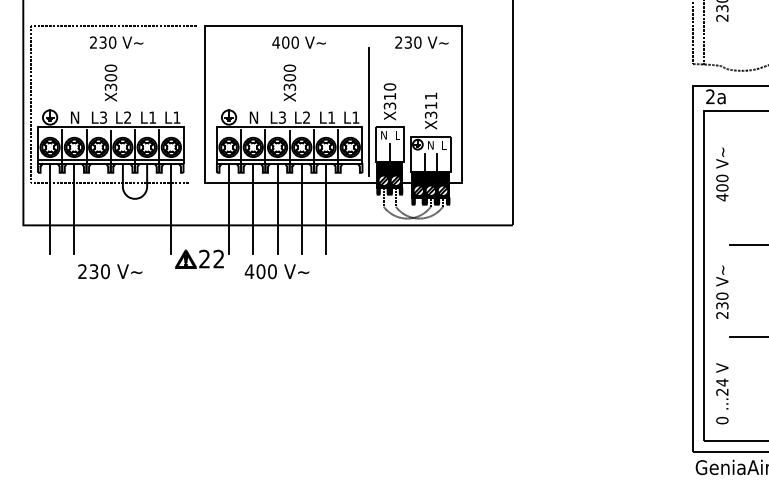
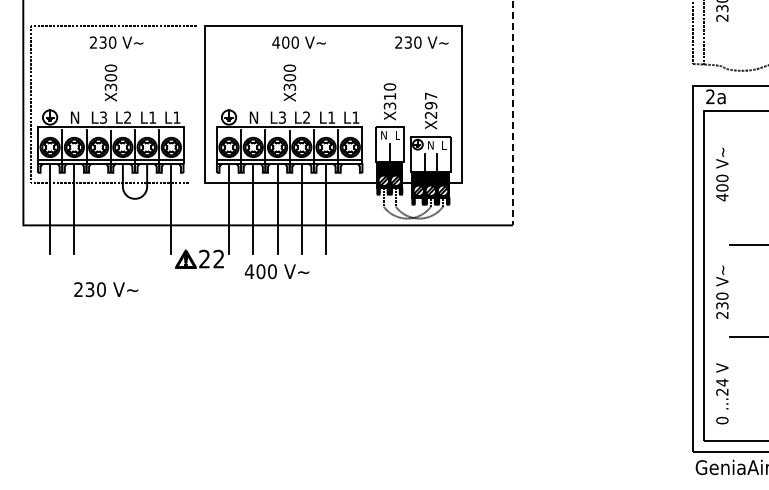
text: X311 -> X297 (430, 105)
line: present -> none (369, 111)
line: solid -> dashed (512, 113)
text position: (110, 271) -> (106, 289) (106, 289)
